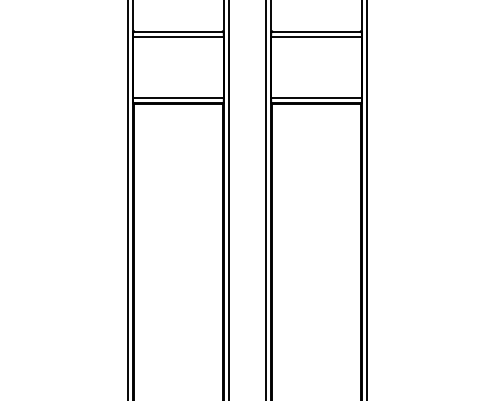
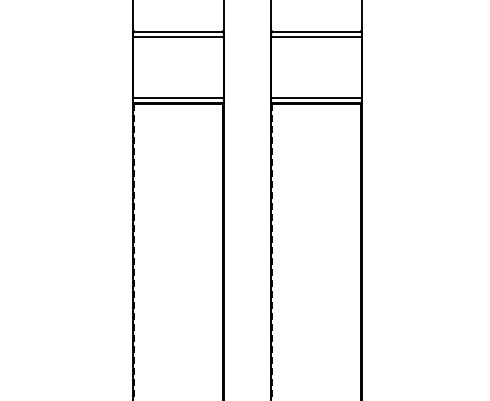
line: present -> none (127, 199)
line: present -> none (229, 199)
line: present -> none (265, 199)
line: present -> none (367, 199)
line: solid -> dashed (134, 252)
line: solid -> dashed (272, 252)
